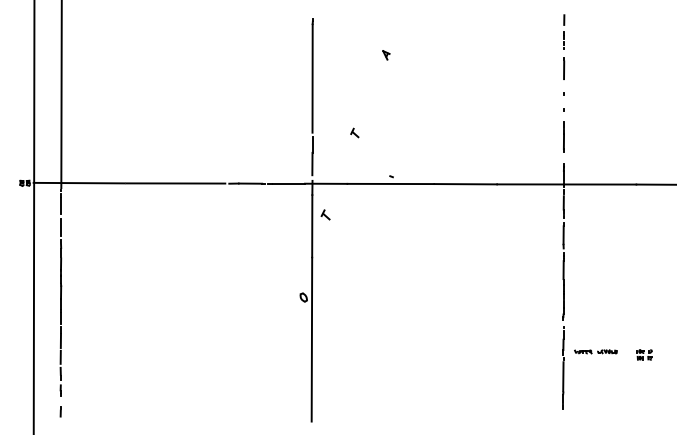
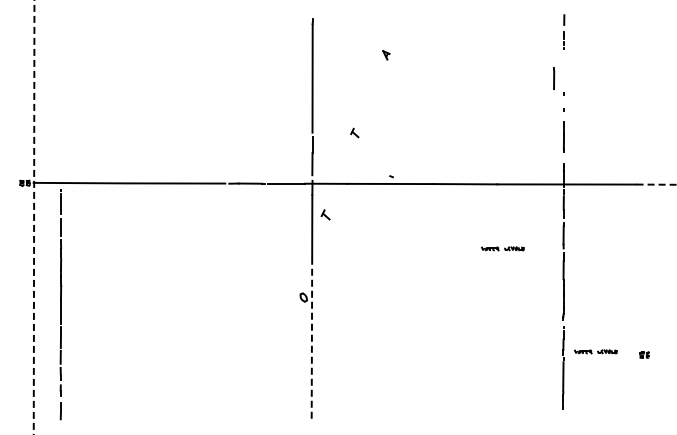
line position: (564, 68) -> (554, 78) (554, 78)
line: present -> none (61, 95)
line: solid -> dashed (656, 184)
line: solid -> dashed (34, 217)
part: none -> present (502, 248)
line: solid -> dashed (311, 339)
part size: 17x12 px -> 11x8 px (644, 354)
part size: 3x12 px -> 3x19 px (60, 411)
